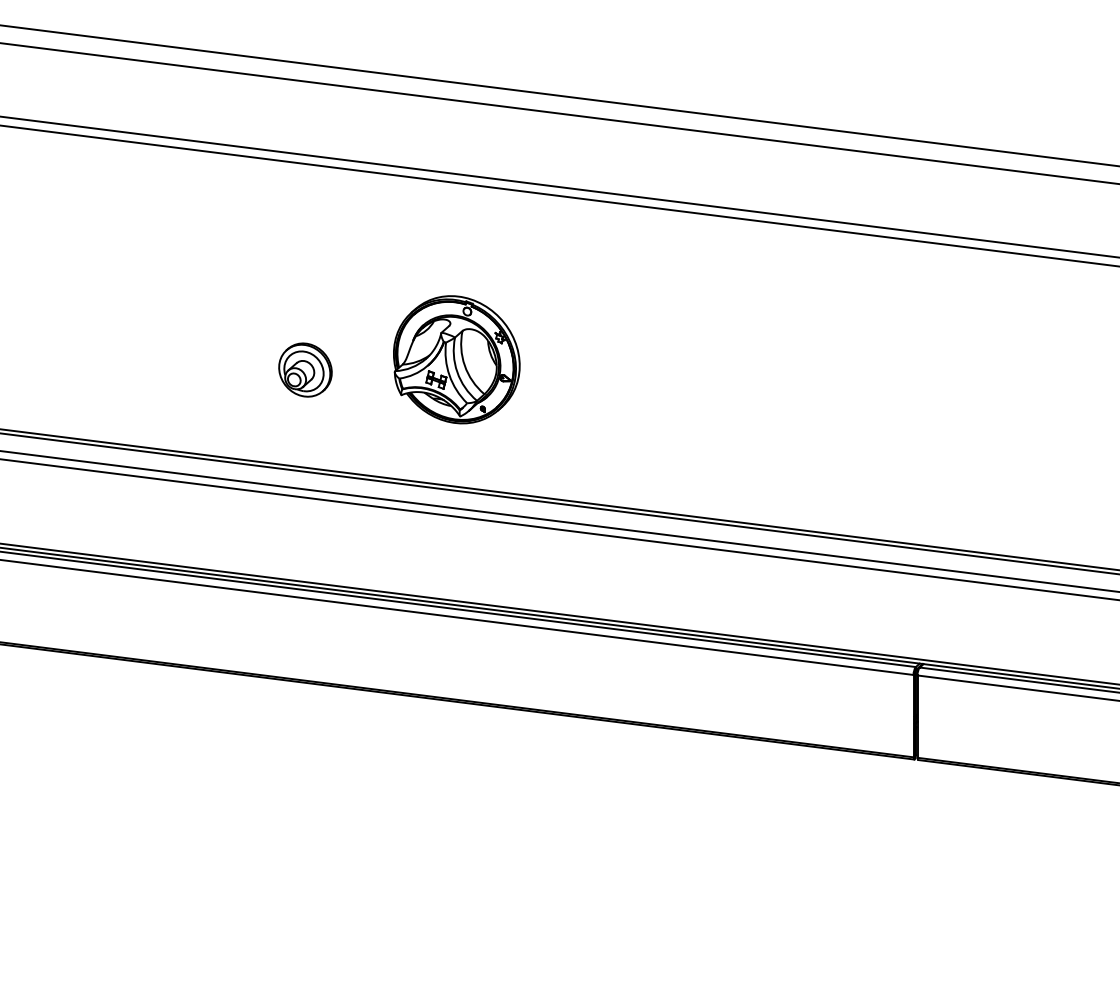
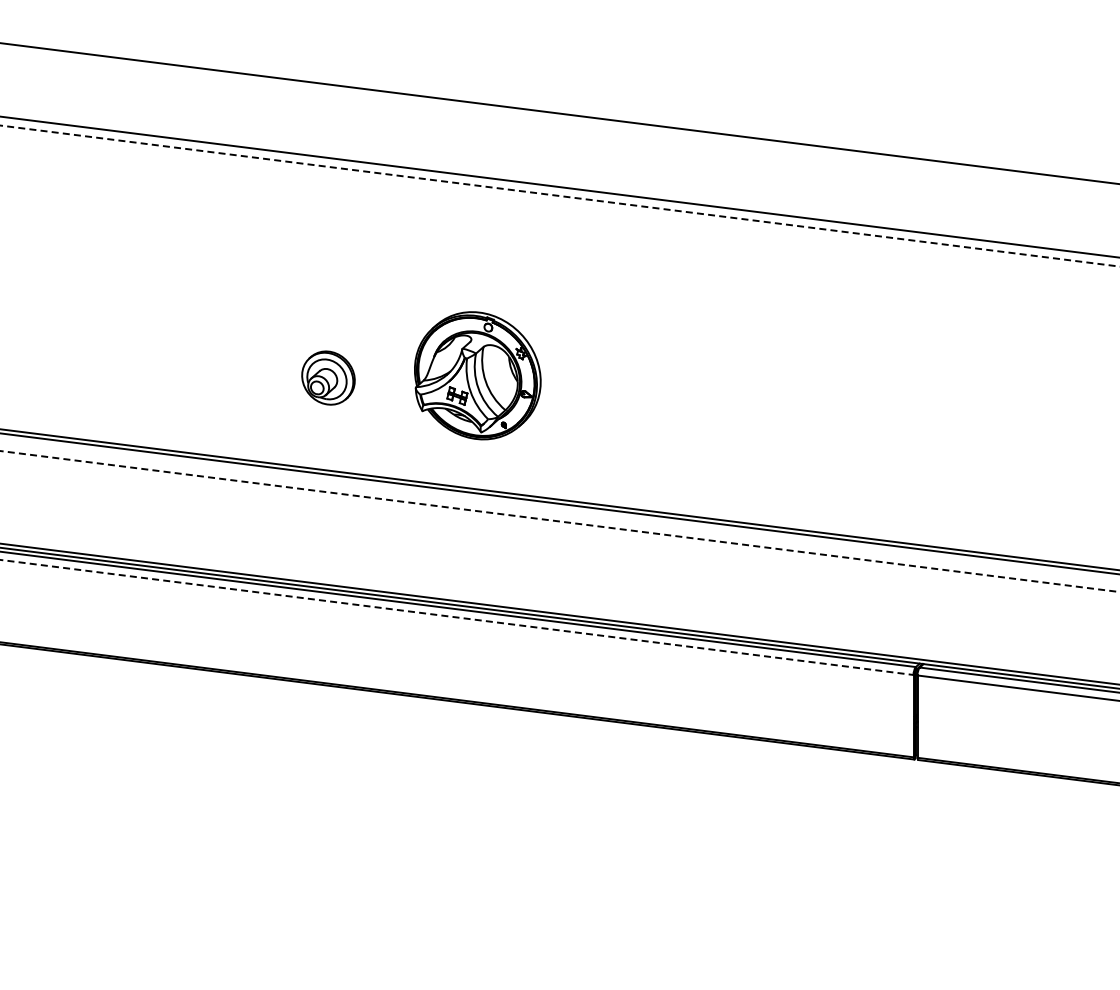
line: present -> none (559, 95)
line: solid -> dashed (560, 196)
part position: (456, 359) -> (477, 375) (477, 375)
part position: (305, 369) -> (328, 377) (328, 377)
line: solid -> dashed (560, 521)
line: present -> none (559, 529)
line: solid -> dashed (457, 617)
